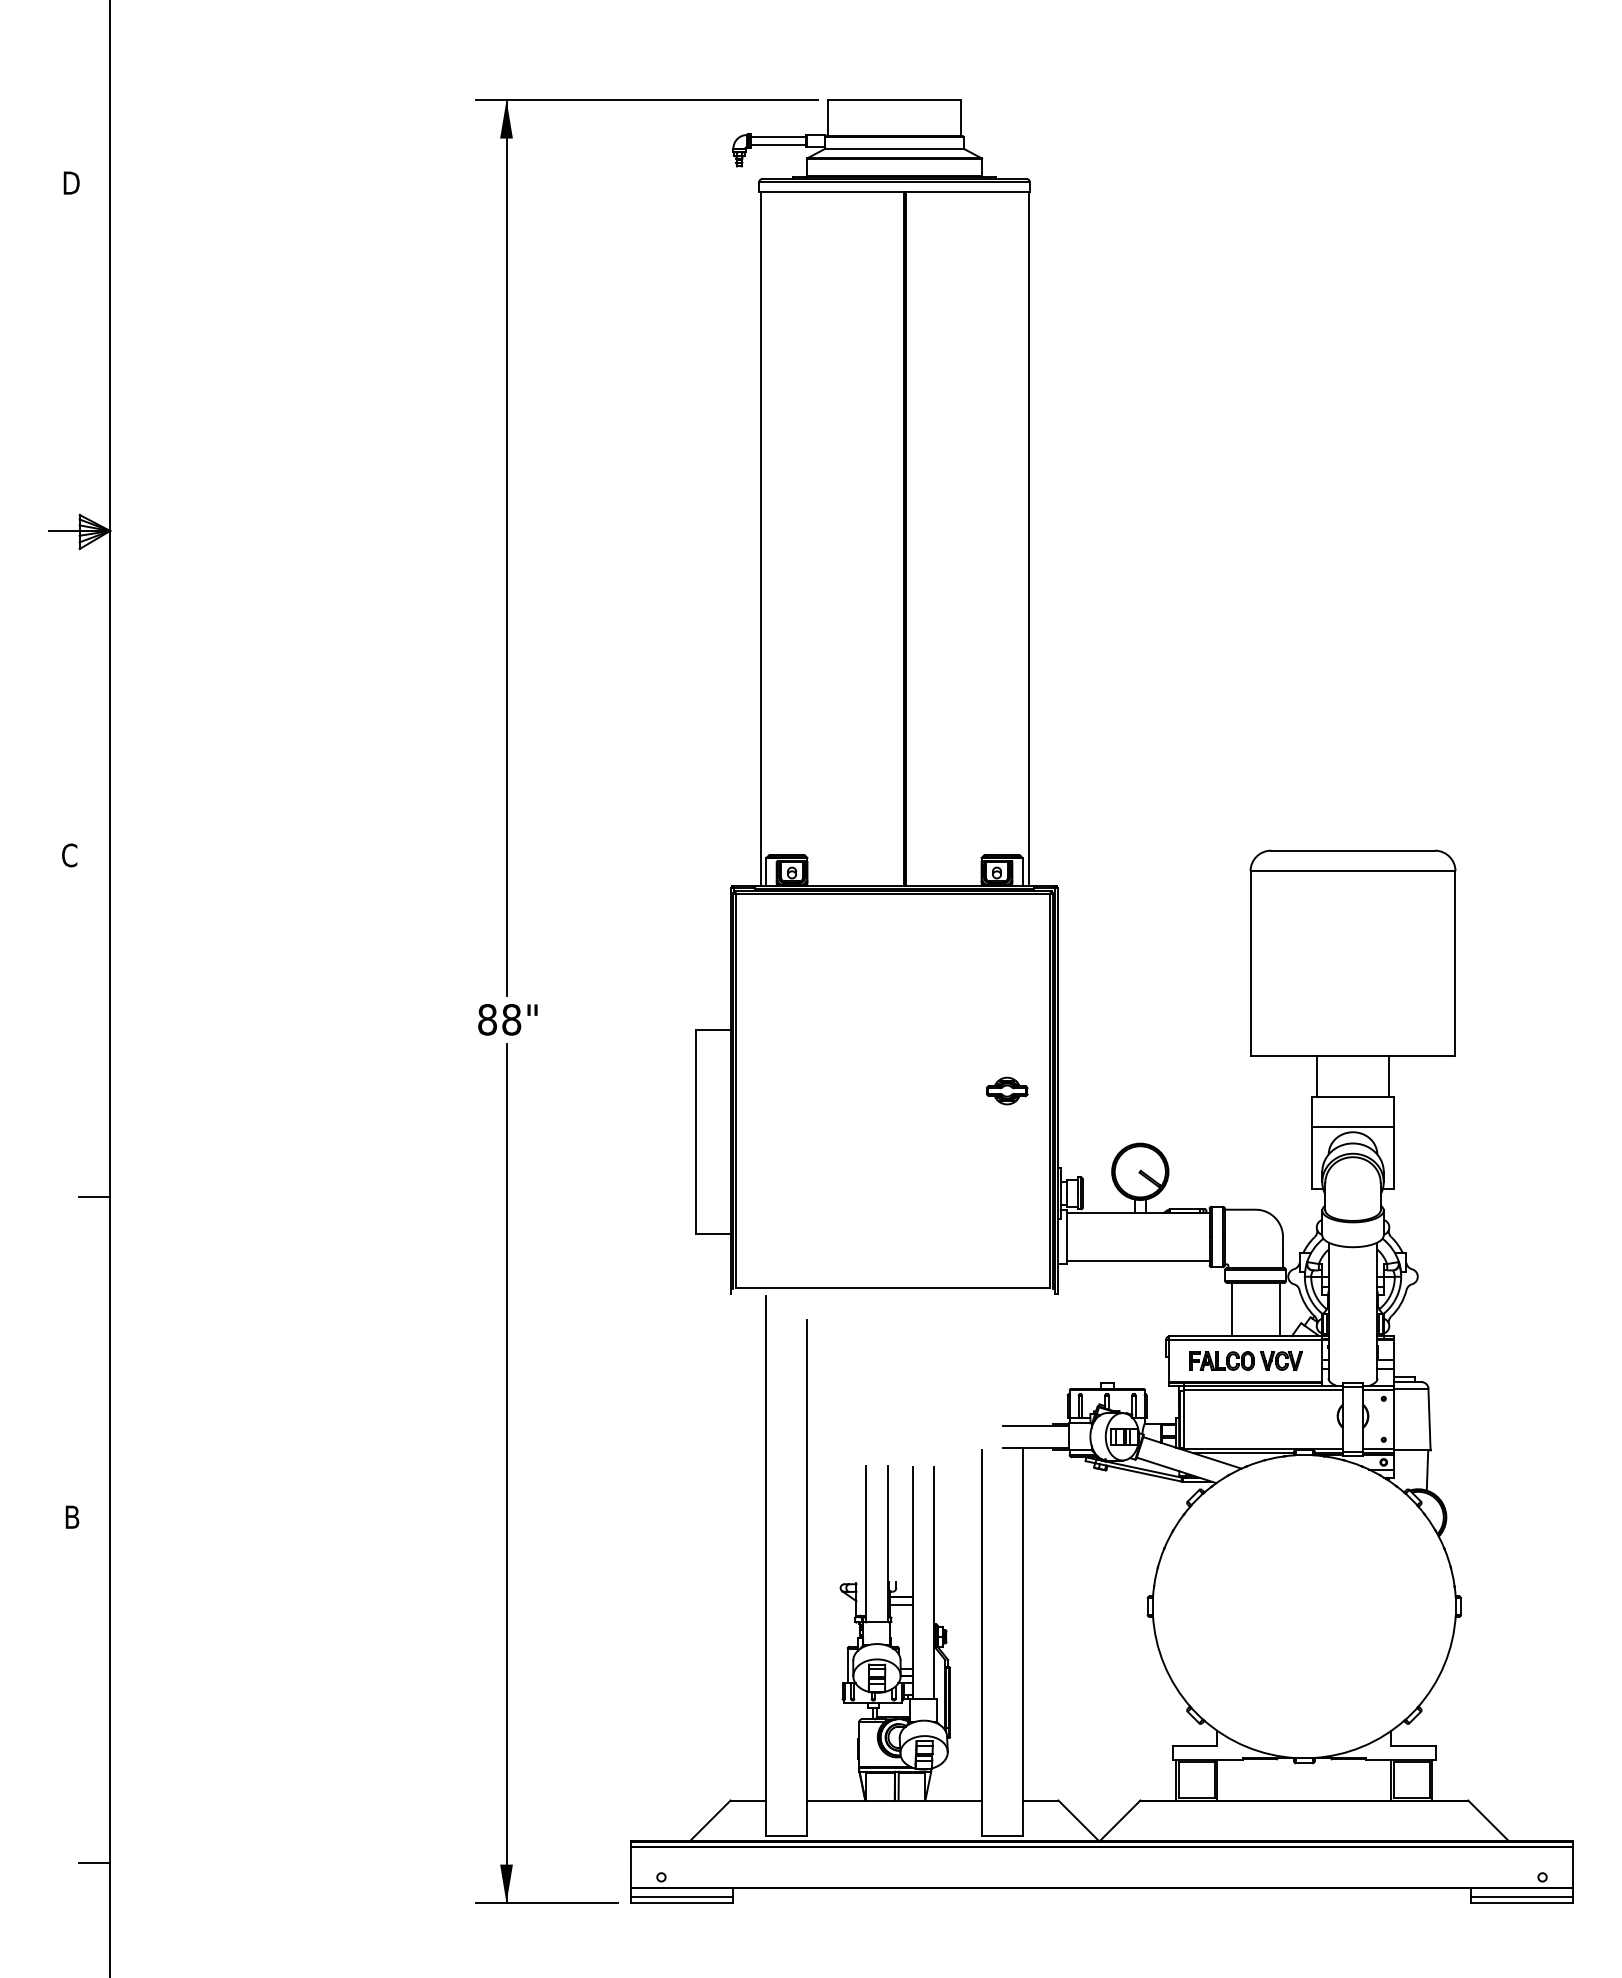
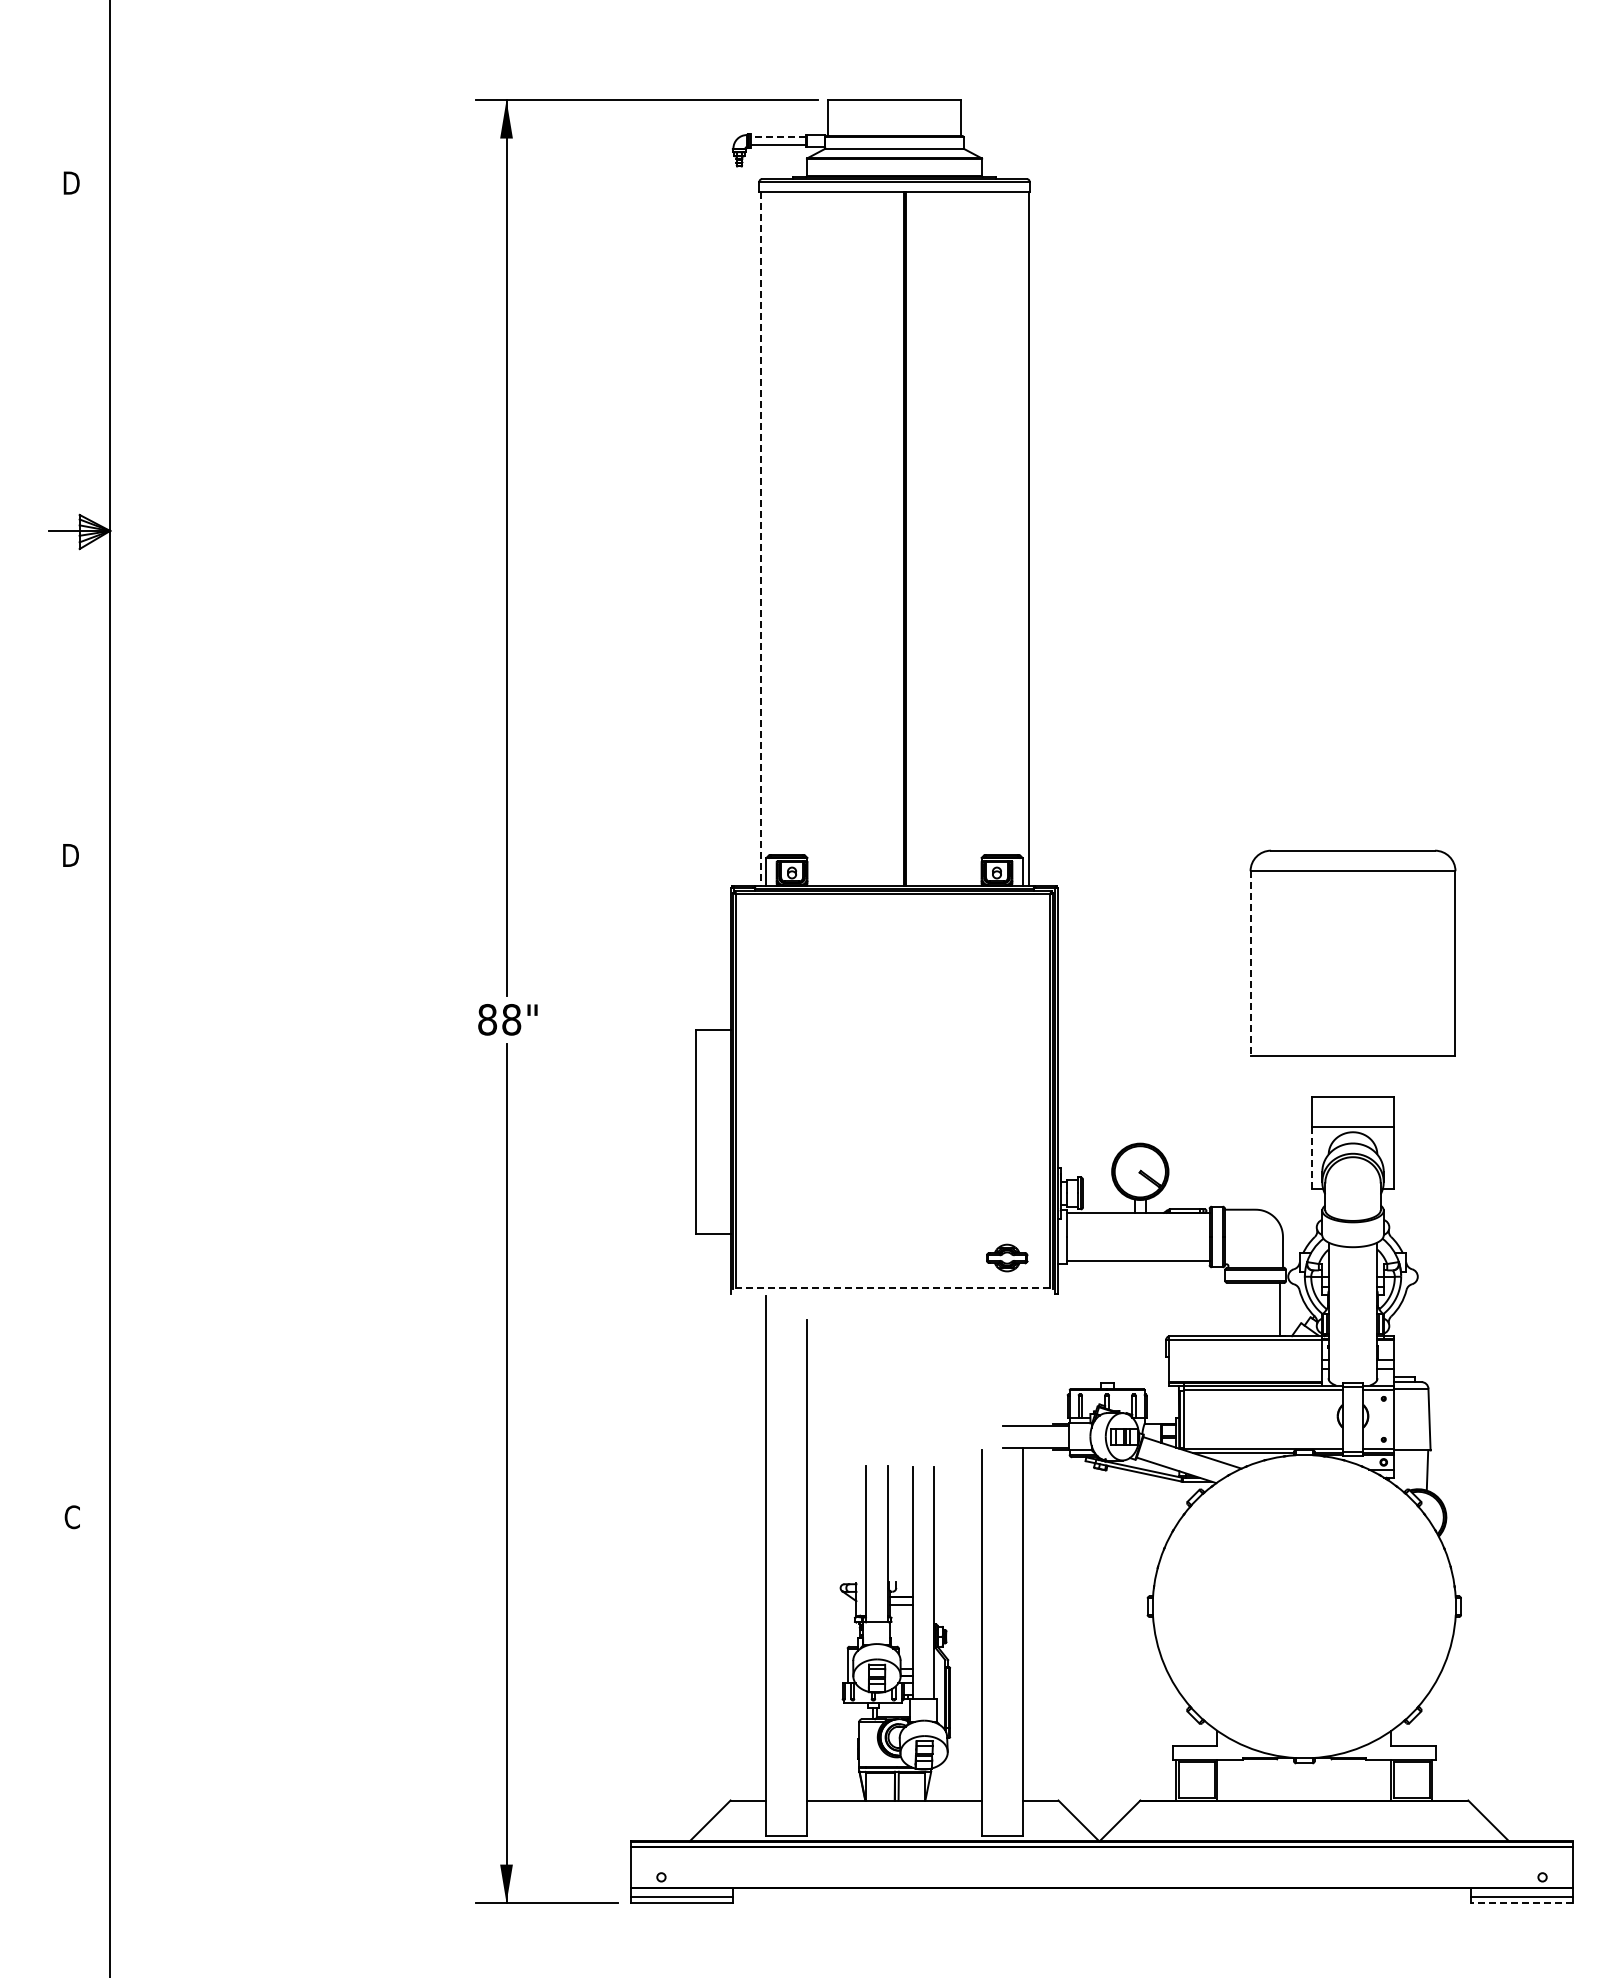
line: solid -> dashed (778, 137)
line: solid -> dashed (760, 539)
text: C -> D (70, 855)
line: solid -> dashed (1250, 963)
line: present -> none (1317, 1075)
line: present -> none (1388, 1075)
part position: (1007, 1090) -> (1007, 1257) (1007, 1257)
line: solid -> dashed (1312, 1157)
line: present -> none (94, 1196)
line: solid -> dashed (893, 1287)
line: present -> none (1231, 1309)
part: present -> none (1245, 1360)
text: B -> C (71, 1517)
line: present -> none (94, 1862)
line: solid -> dashed (1521, 1902)
